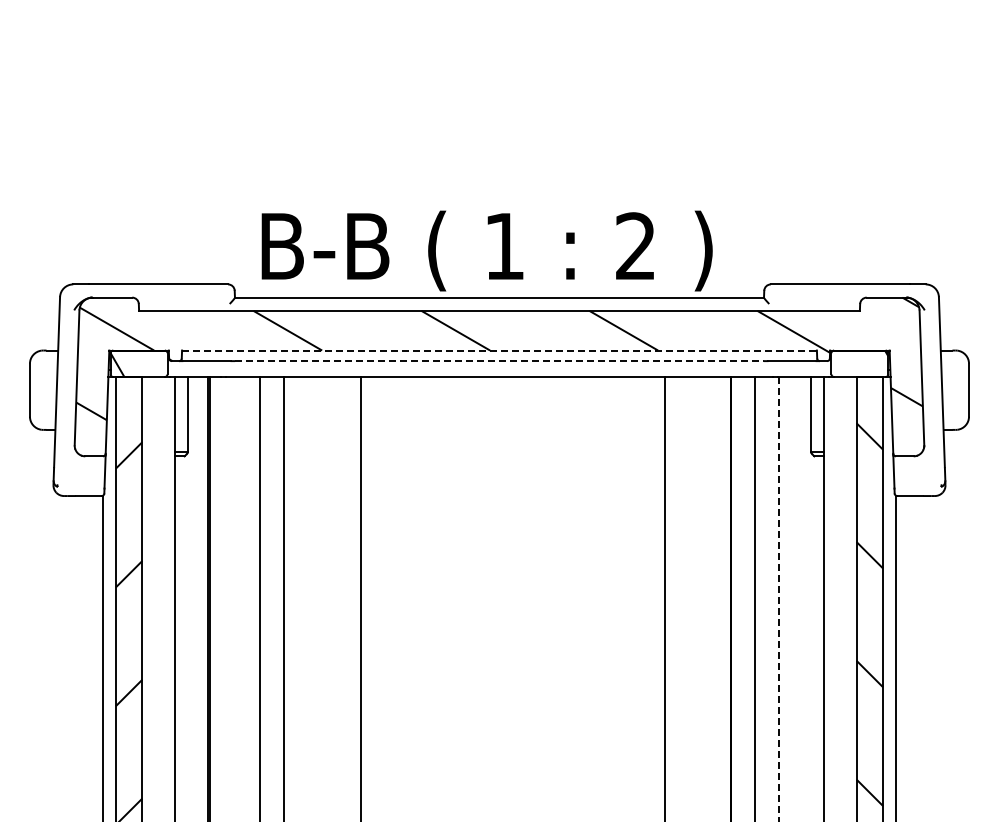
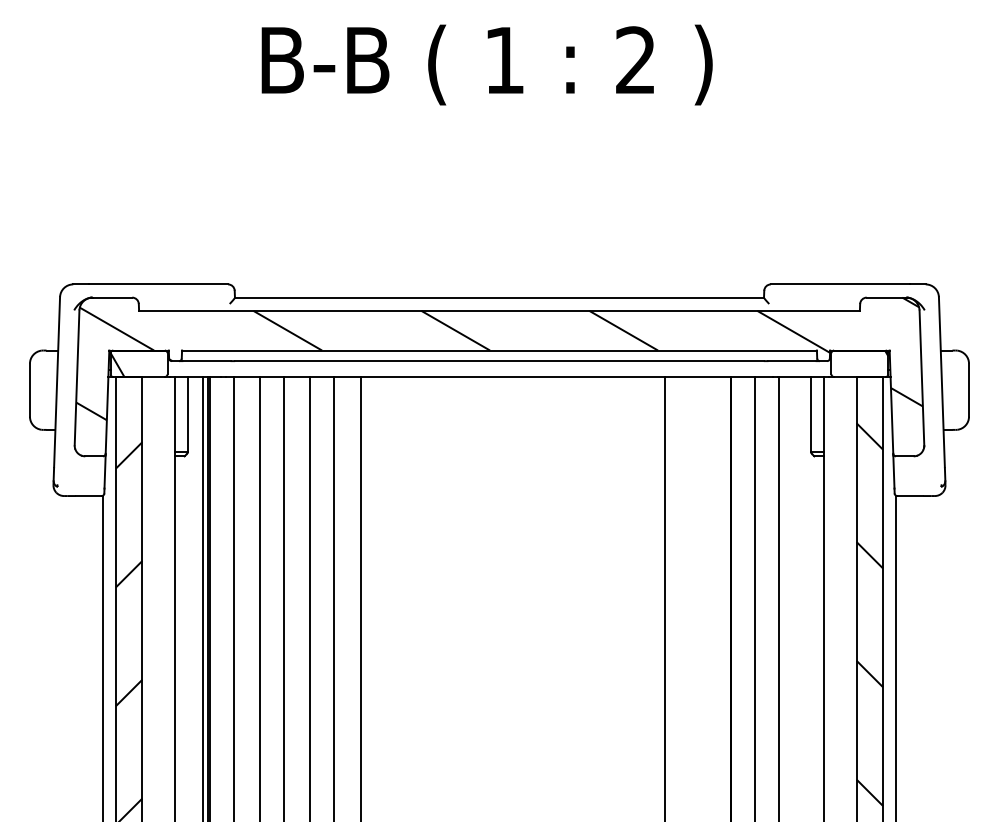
text position: (486, 250) -> (486, 64) (486, 64)
line: dashed -> solid (500, 350)
line: dashed -> solid (499, 361)
line: none -> present (203, 597)
line: none -> present (233, 597)
line: none -> present (310, 597)
line: none -> present (334, 597)
line: dashed -> solid (778, 599)
